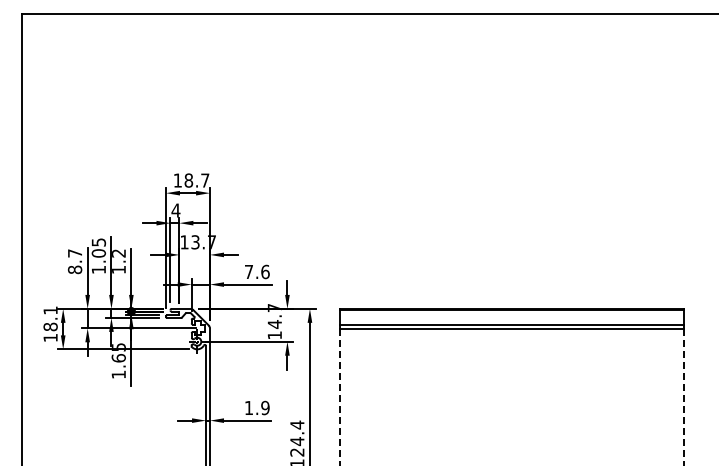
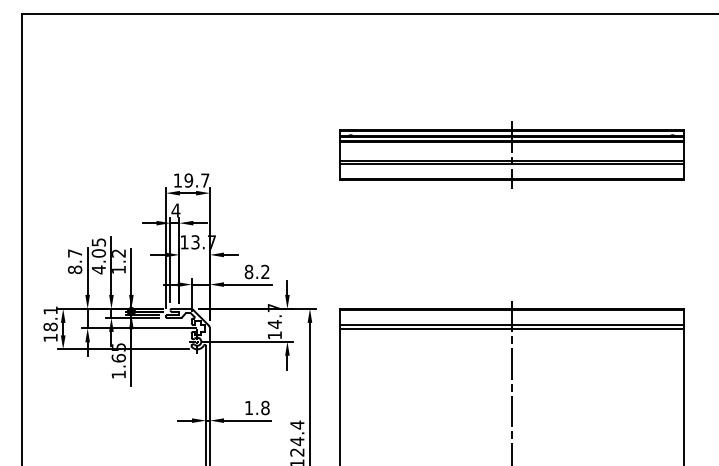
part: none -> present (511, 154)
text: 18.7 -> 19.7 (188, 180)
text: 1.05 -> 4.05 (98, 269)
text: 7.6 -> 8.2 (256, 271)
line: none -> present (511, 381)
line: dashed -> solid (683, 396)
line: dashed -> solid (339, 397)
text: 1.9 -> 1.8 (265, 408)
